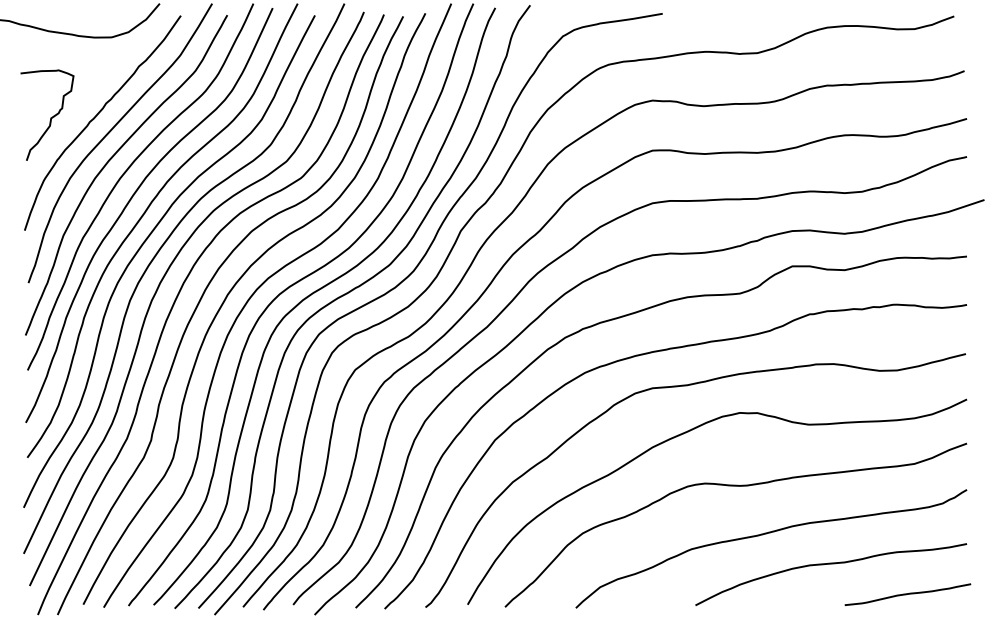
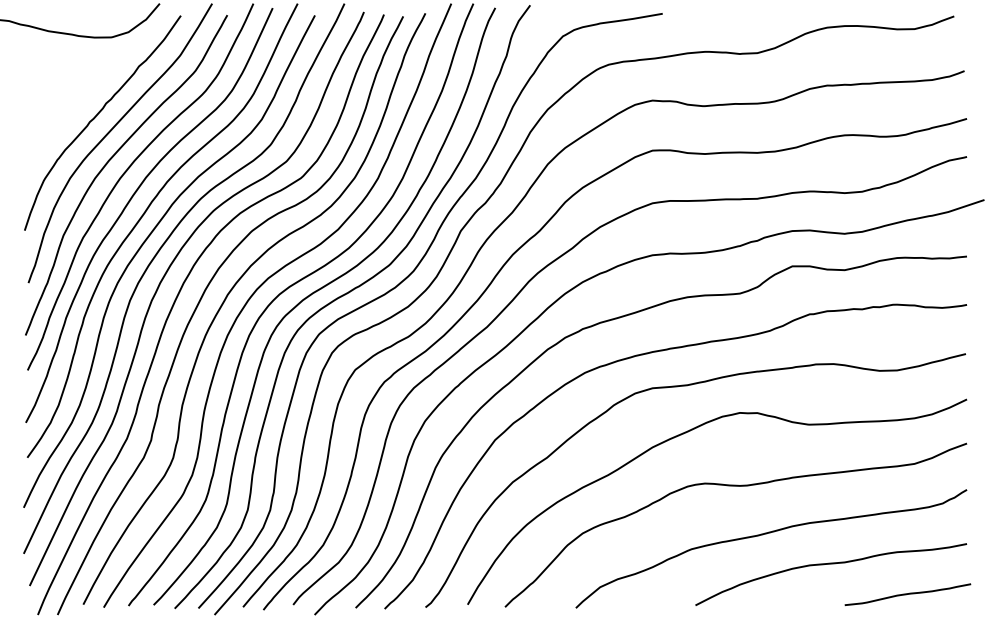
curve: present -> none (50, 117)
